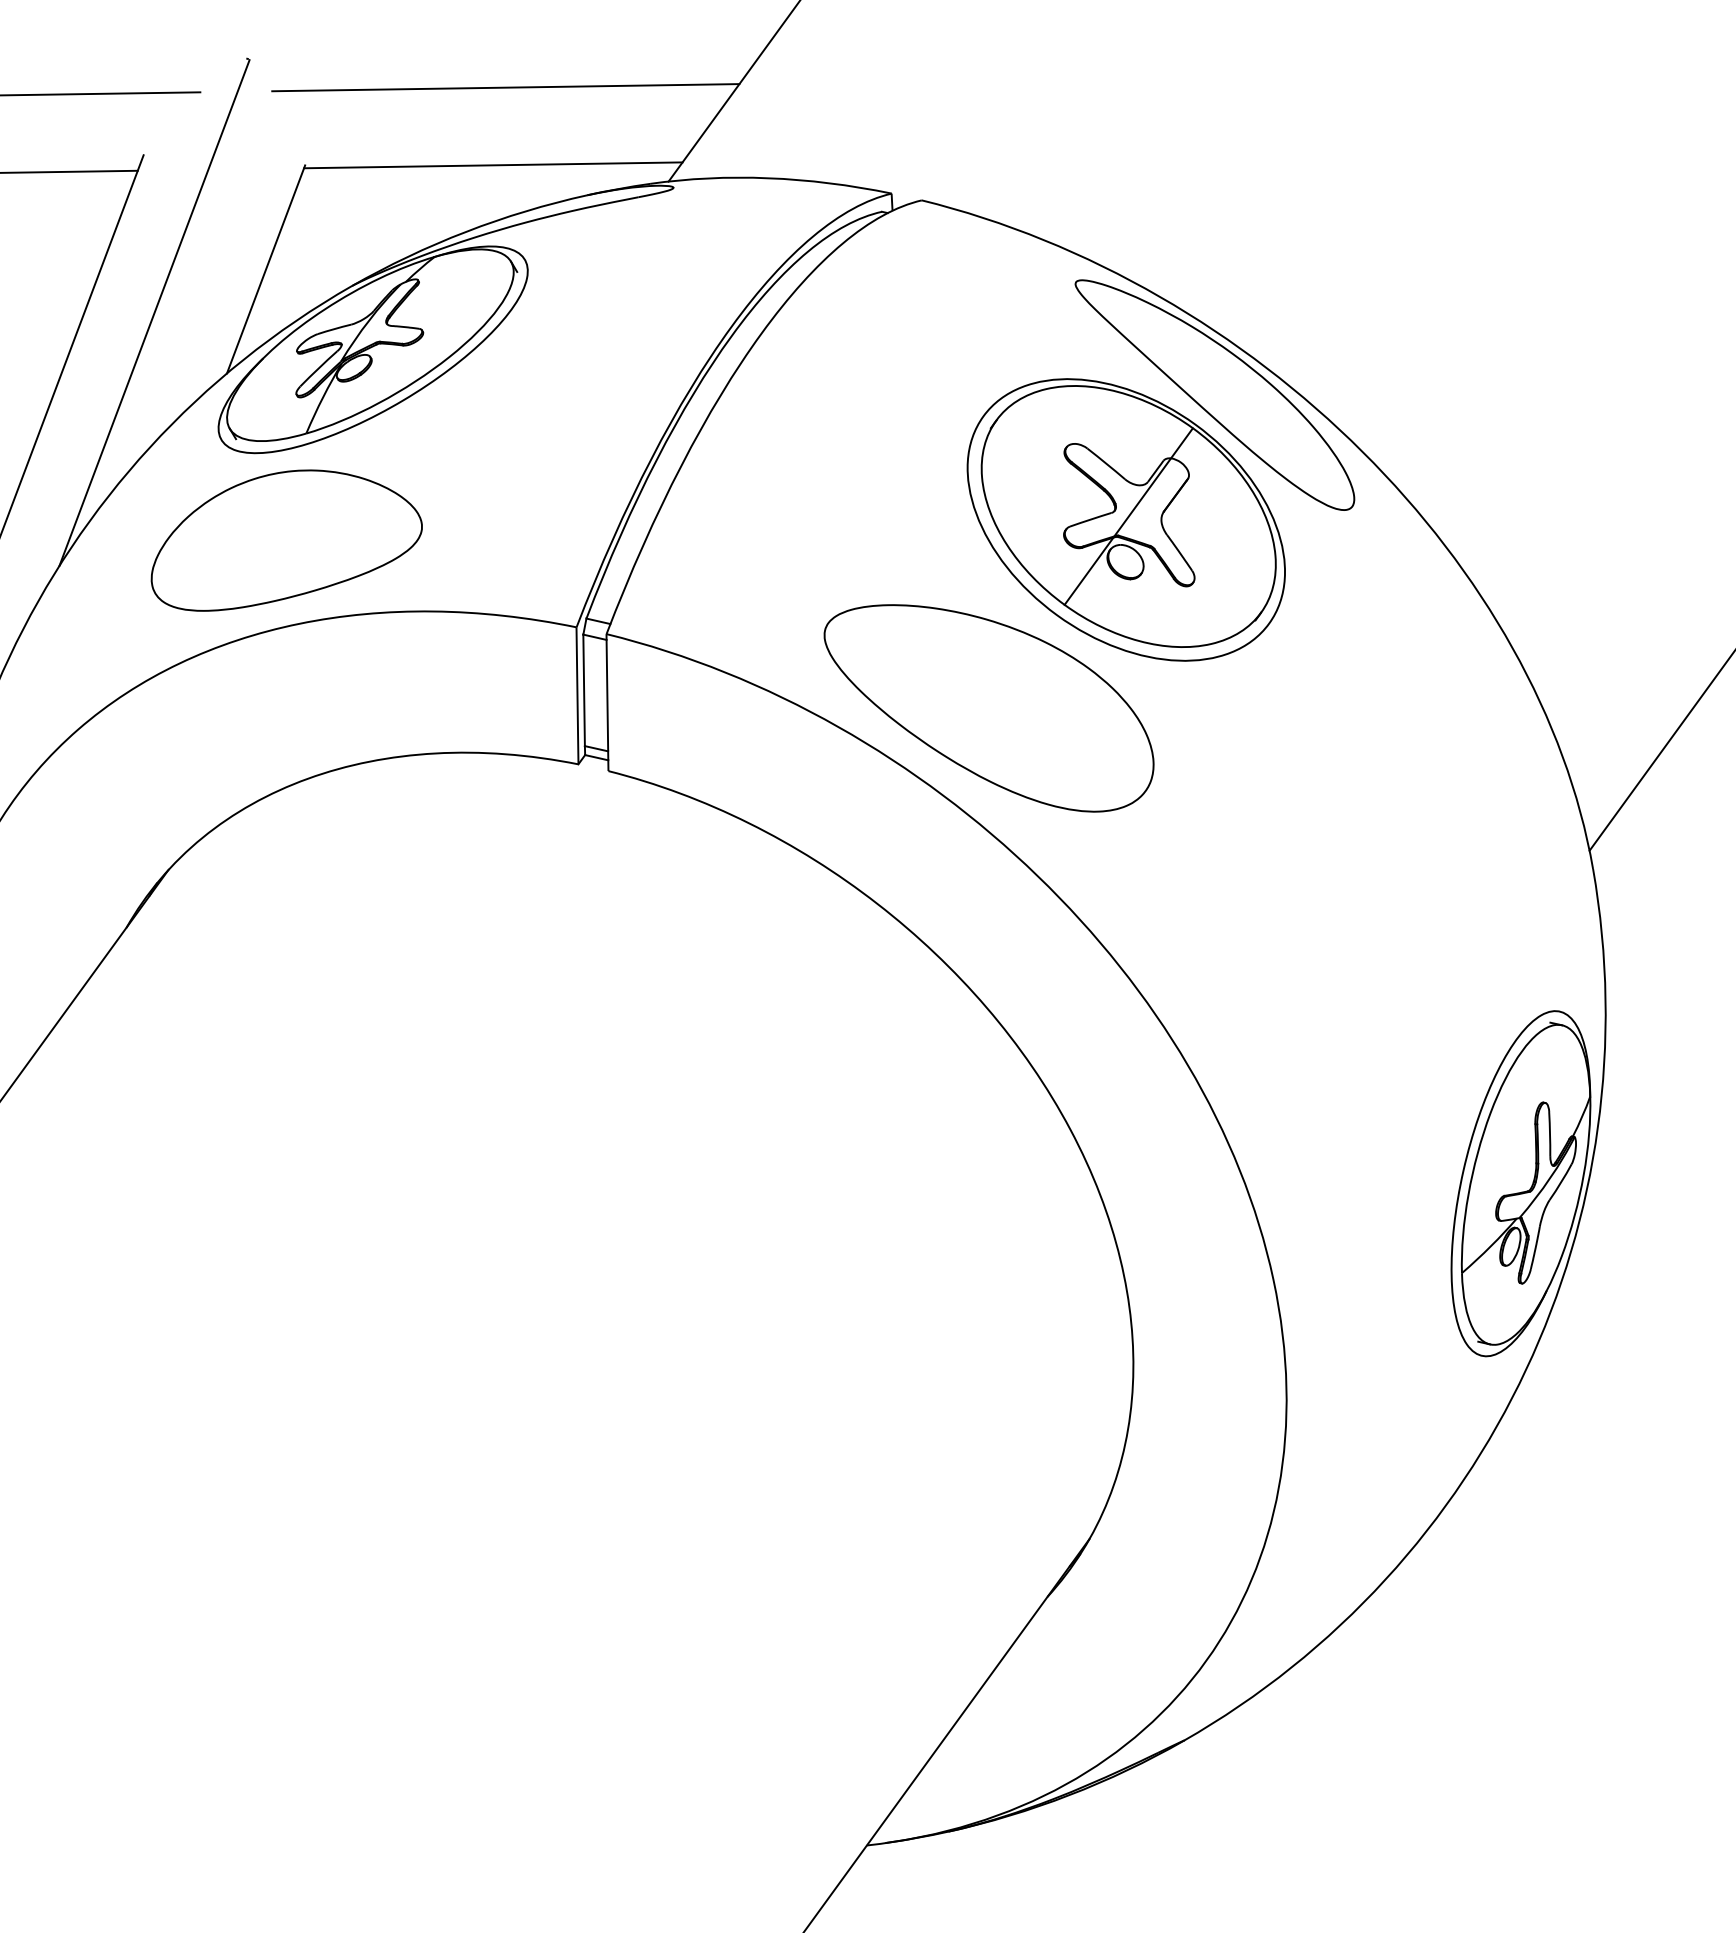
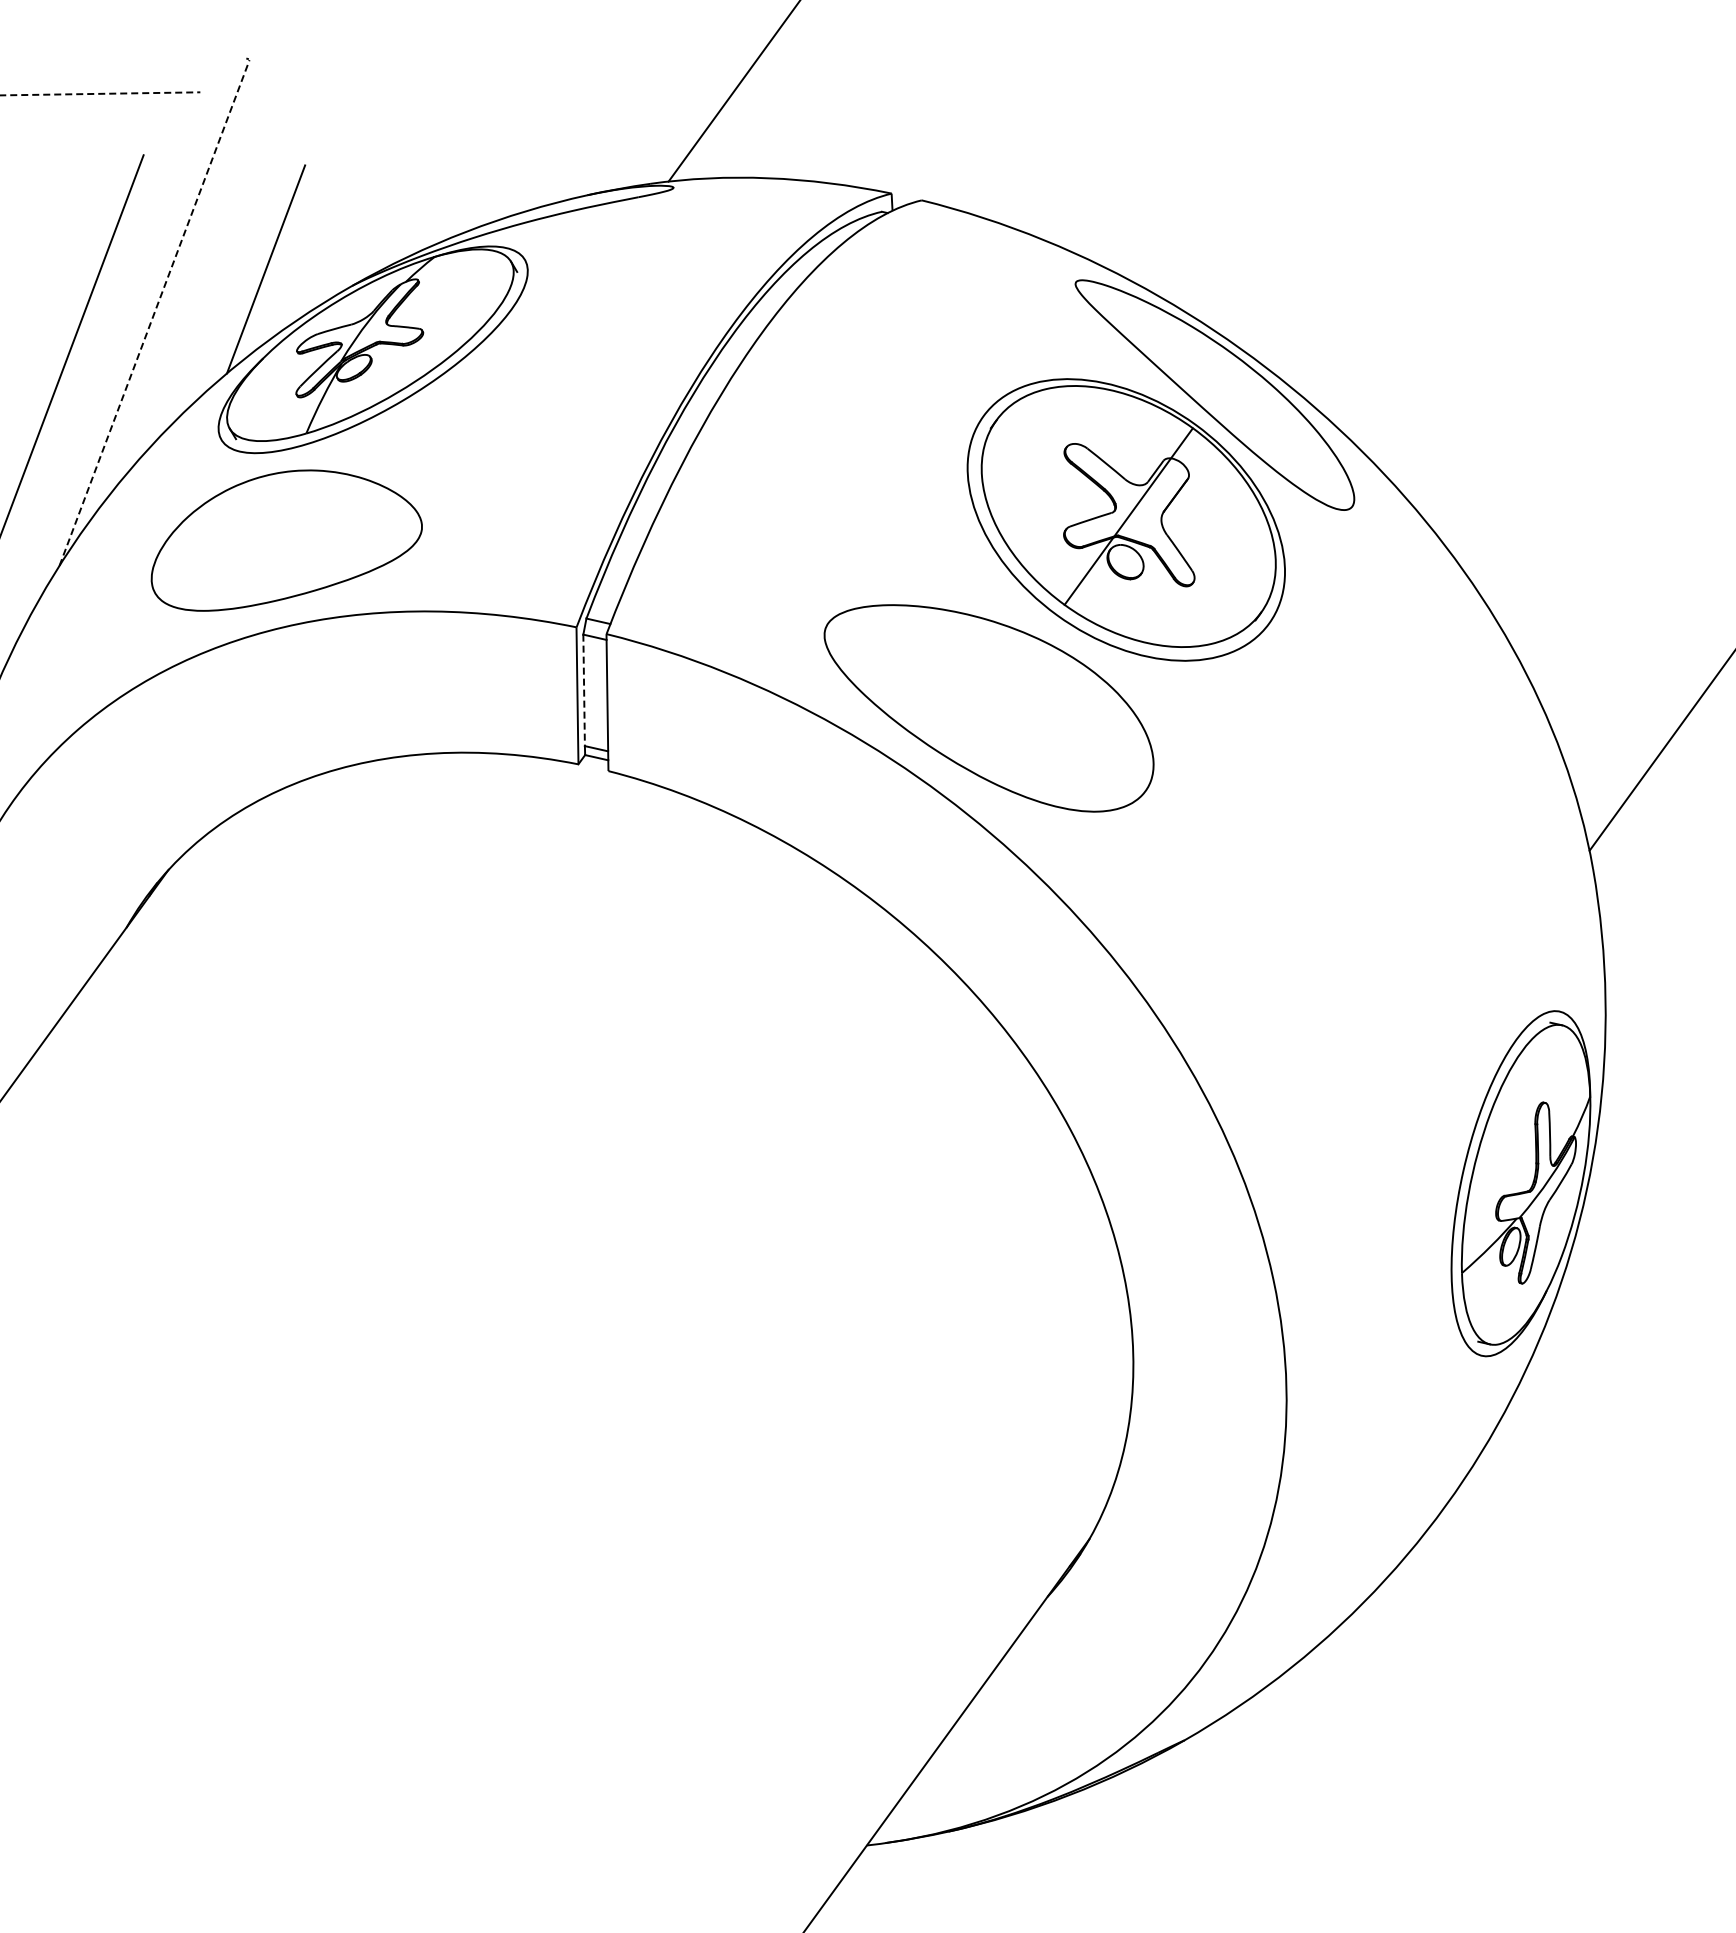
line: present -> none (505, 87)
line: solid -> dashed (100, 93)
line: present -> none (493, 165)
line: present -> none (69, 171)
line: solid -> dashed (154, 312)
line: solid -> dashed (584, 690)
